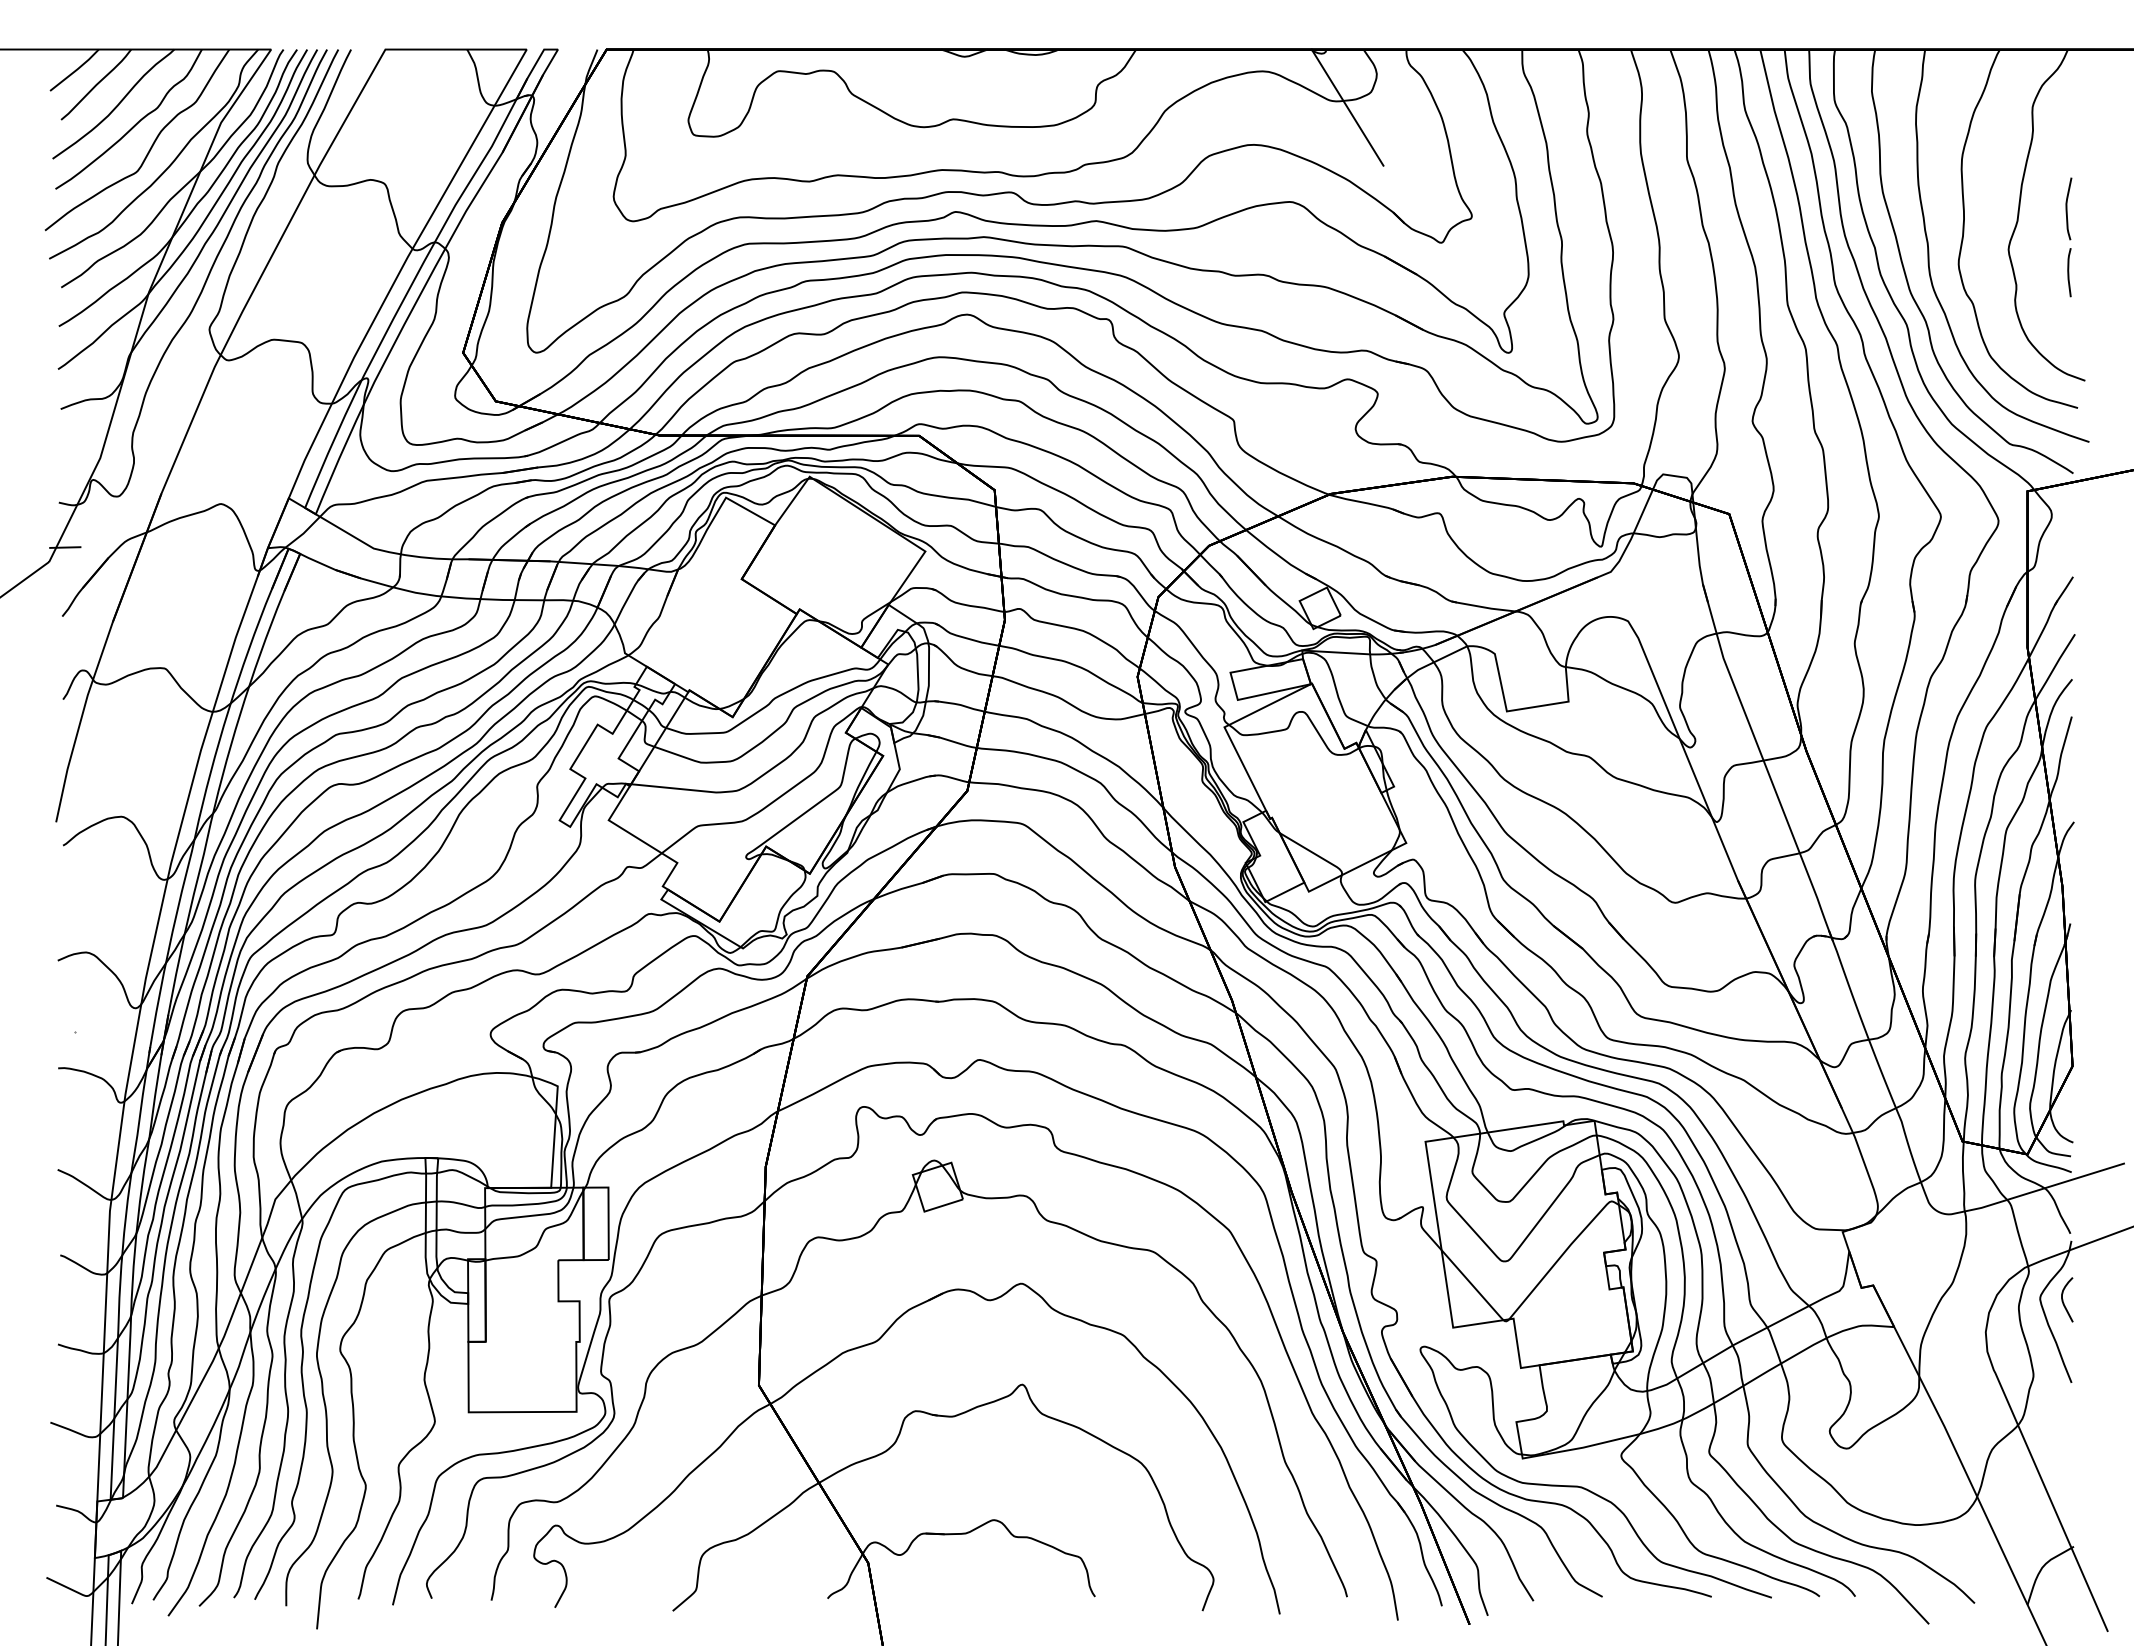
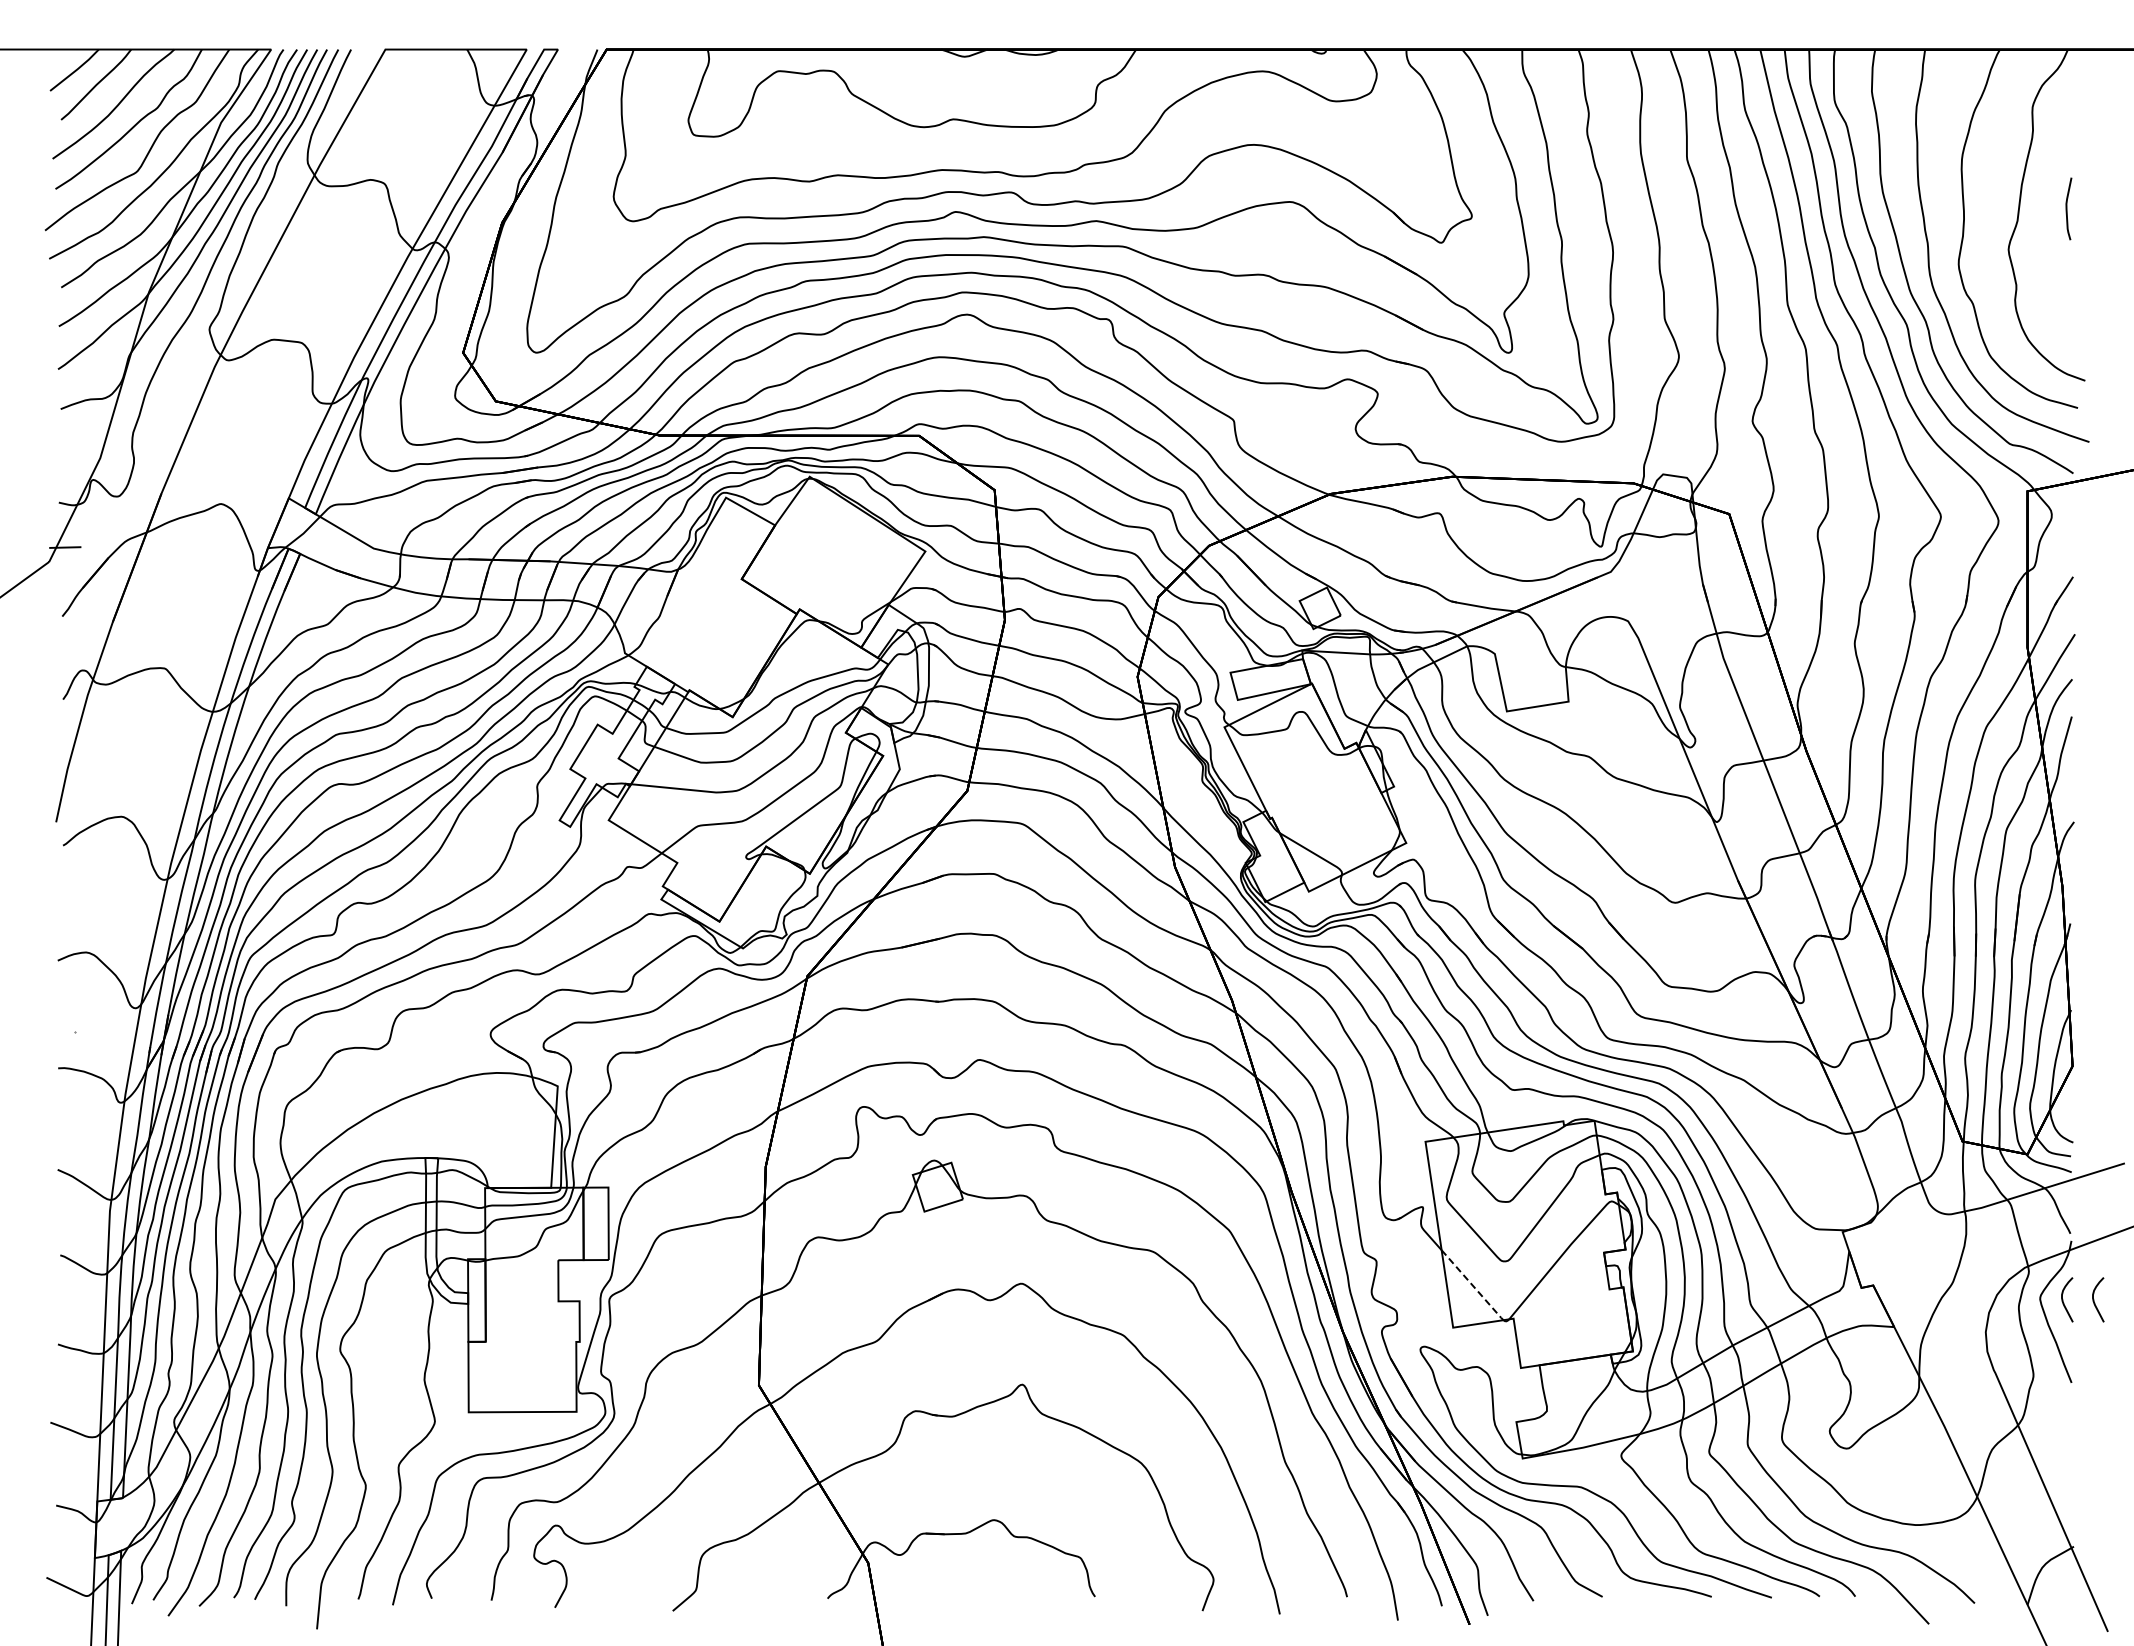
line: present -> none (1347, 107)
curve: present -> none (2069, 272)
line: solid -> dashed (1473, 1285)
curve: none -> present (2094, 1299)
